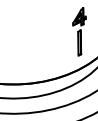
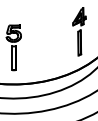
part: none -> present (13, 47)
